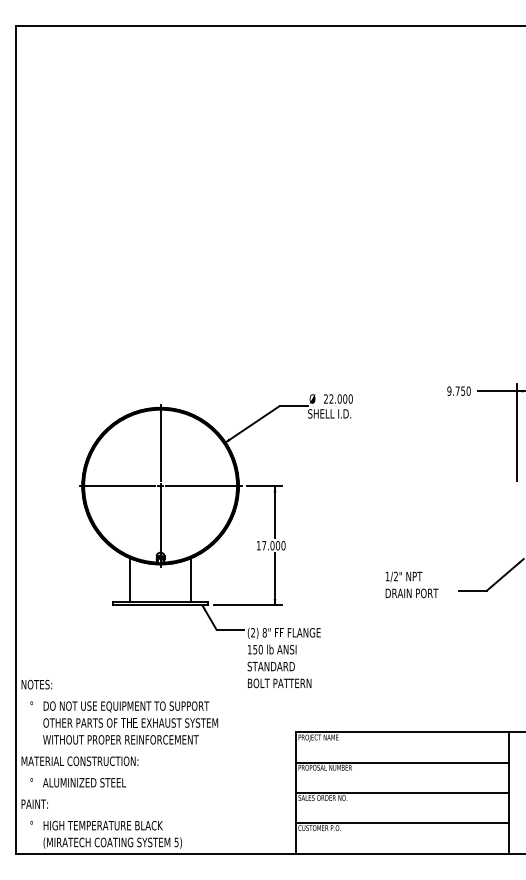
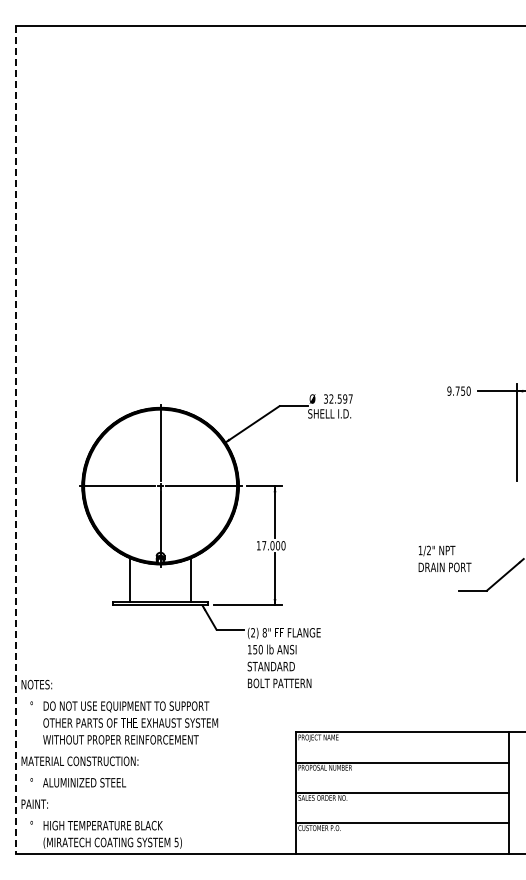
text: 22.000 -> 32.597 (338, 398)
line: solid -> dashed (15, 440)
text position: (411, 584) -> (444, 558) (444, 558)
